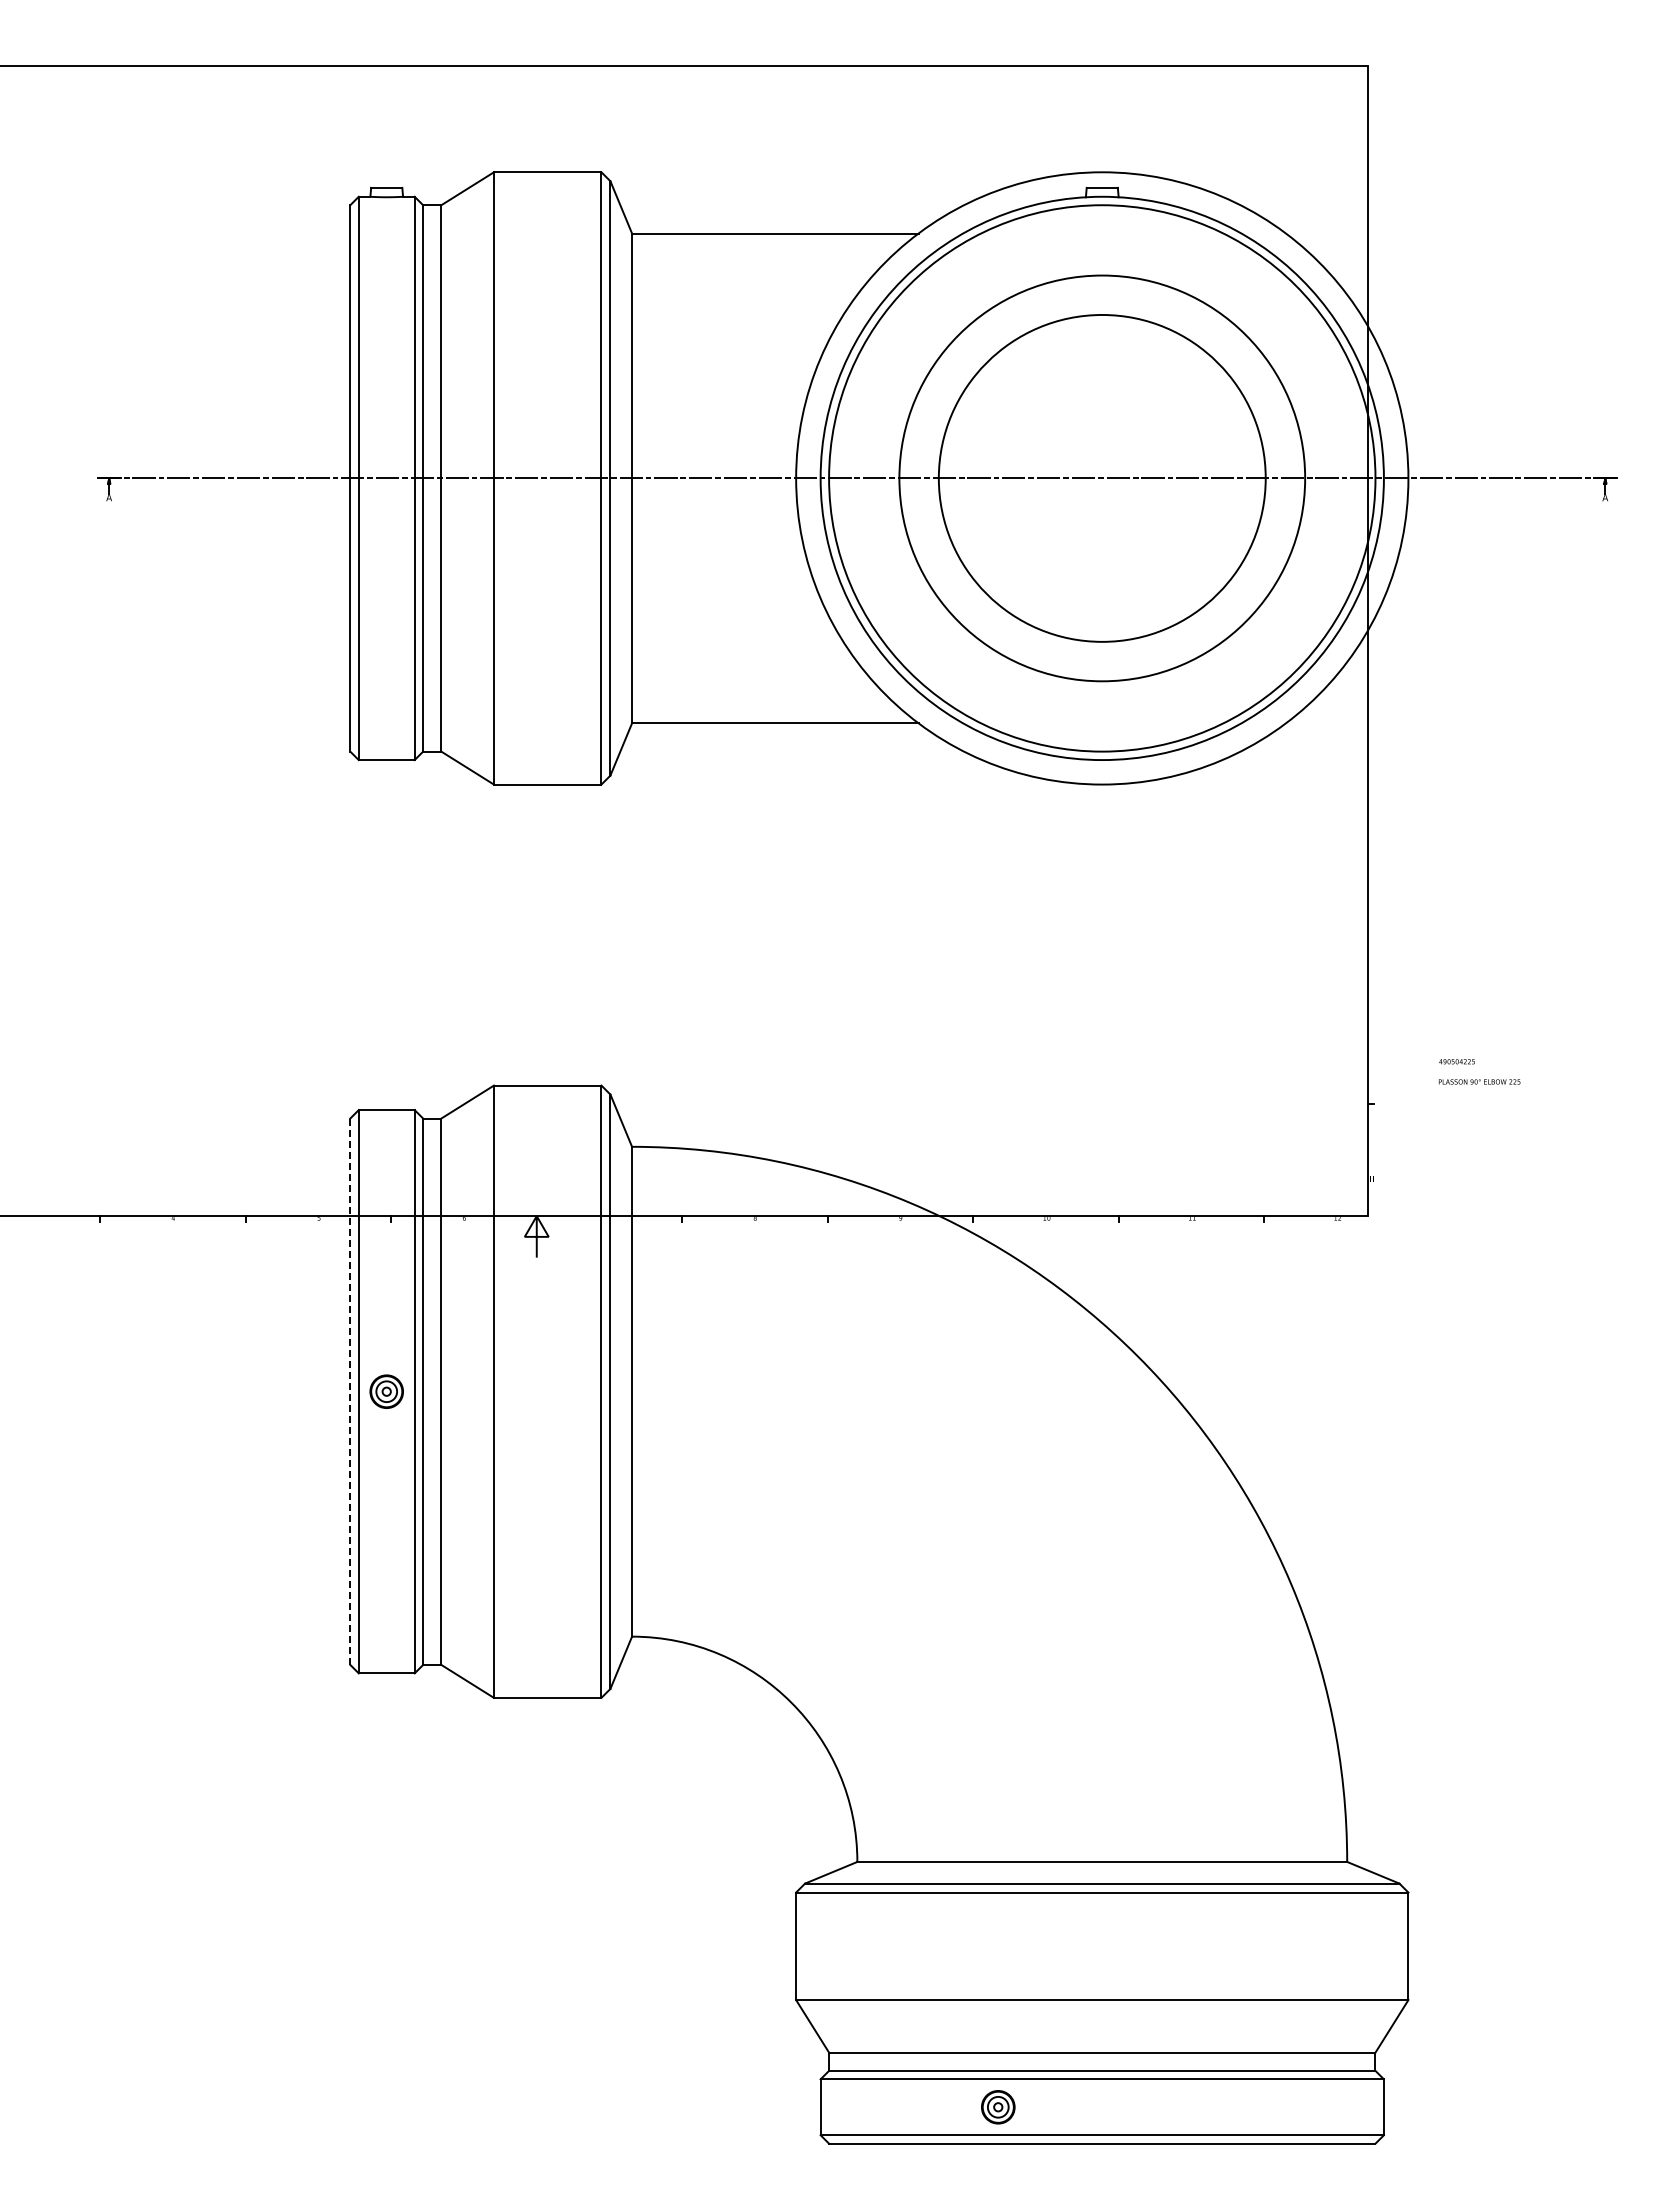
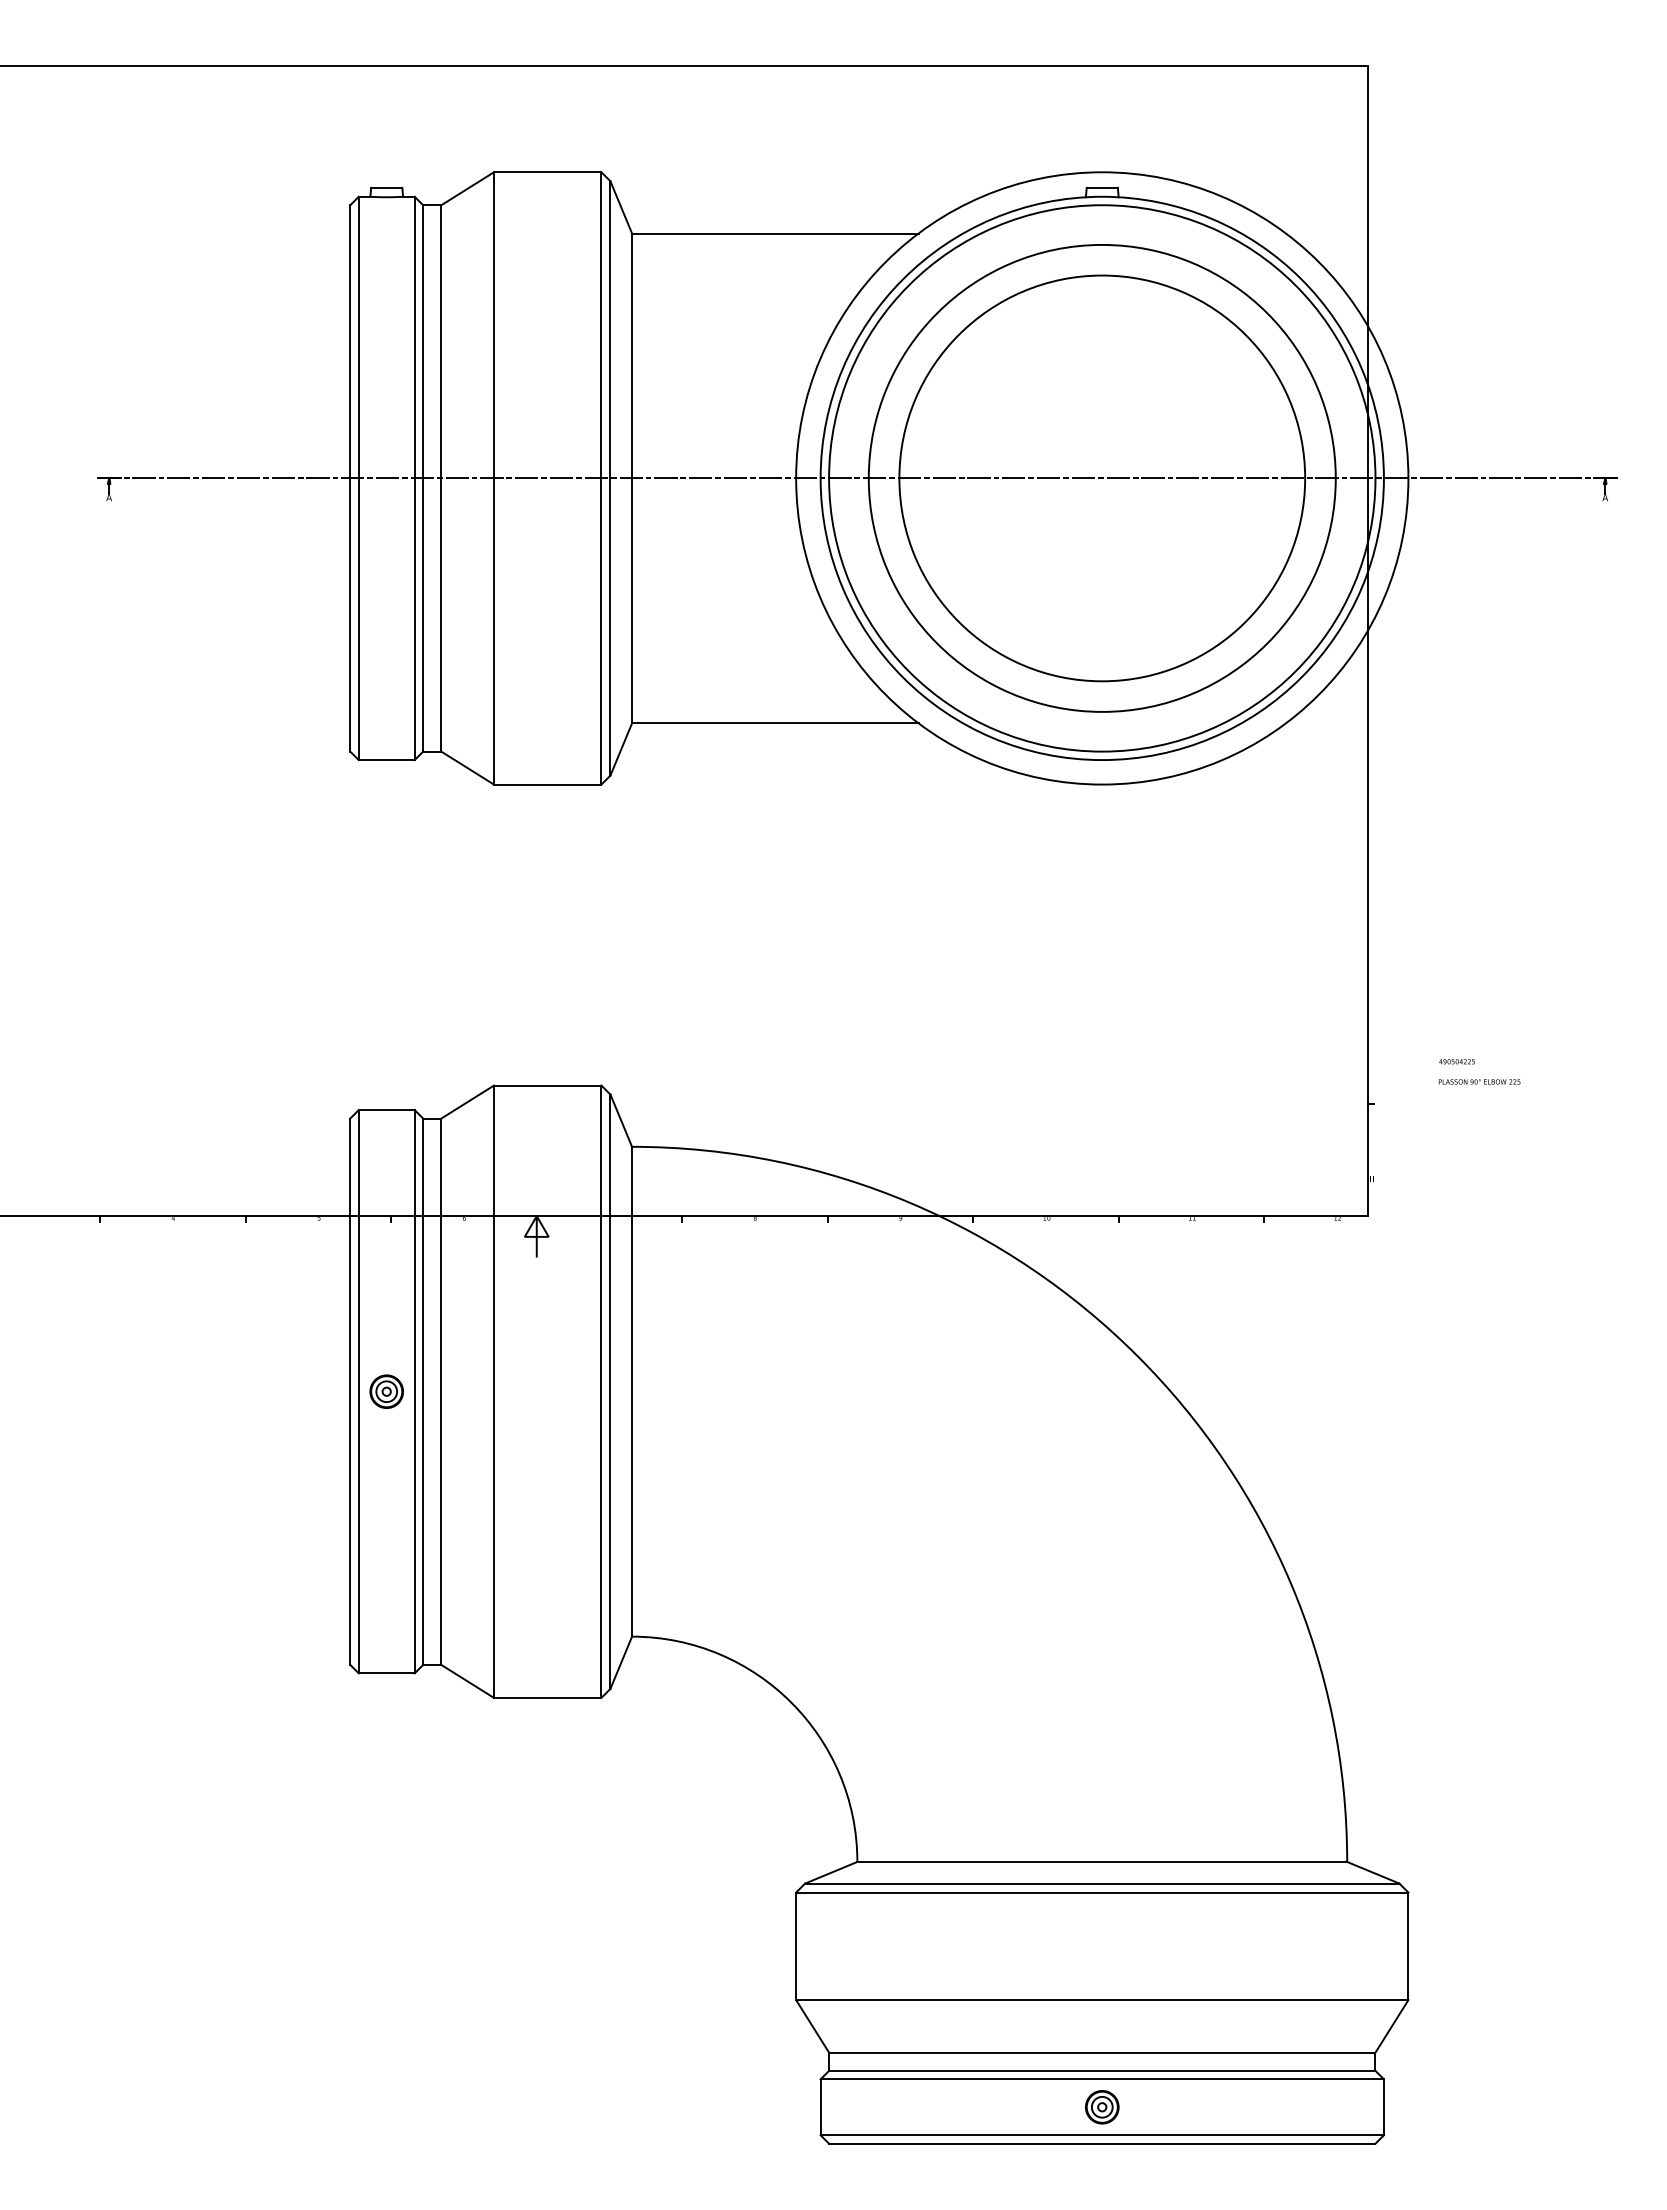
circle diameter: 327 px -> 467 px (1101, 477)
line: dashed -> solid (350, 1391)
part position: (998, 2107) -> (1102, 2107) (1102, 2107)
